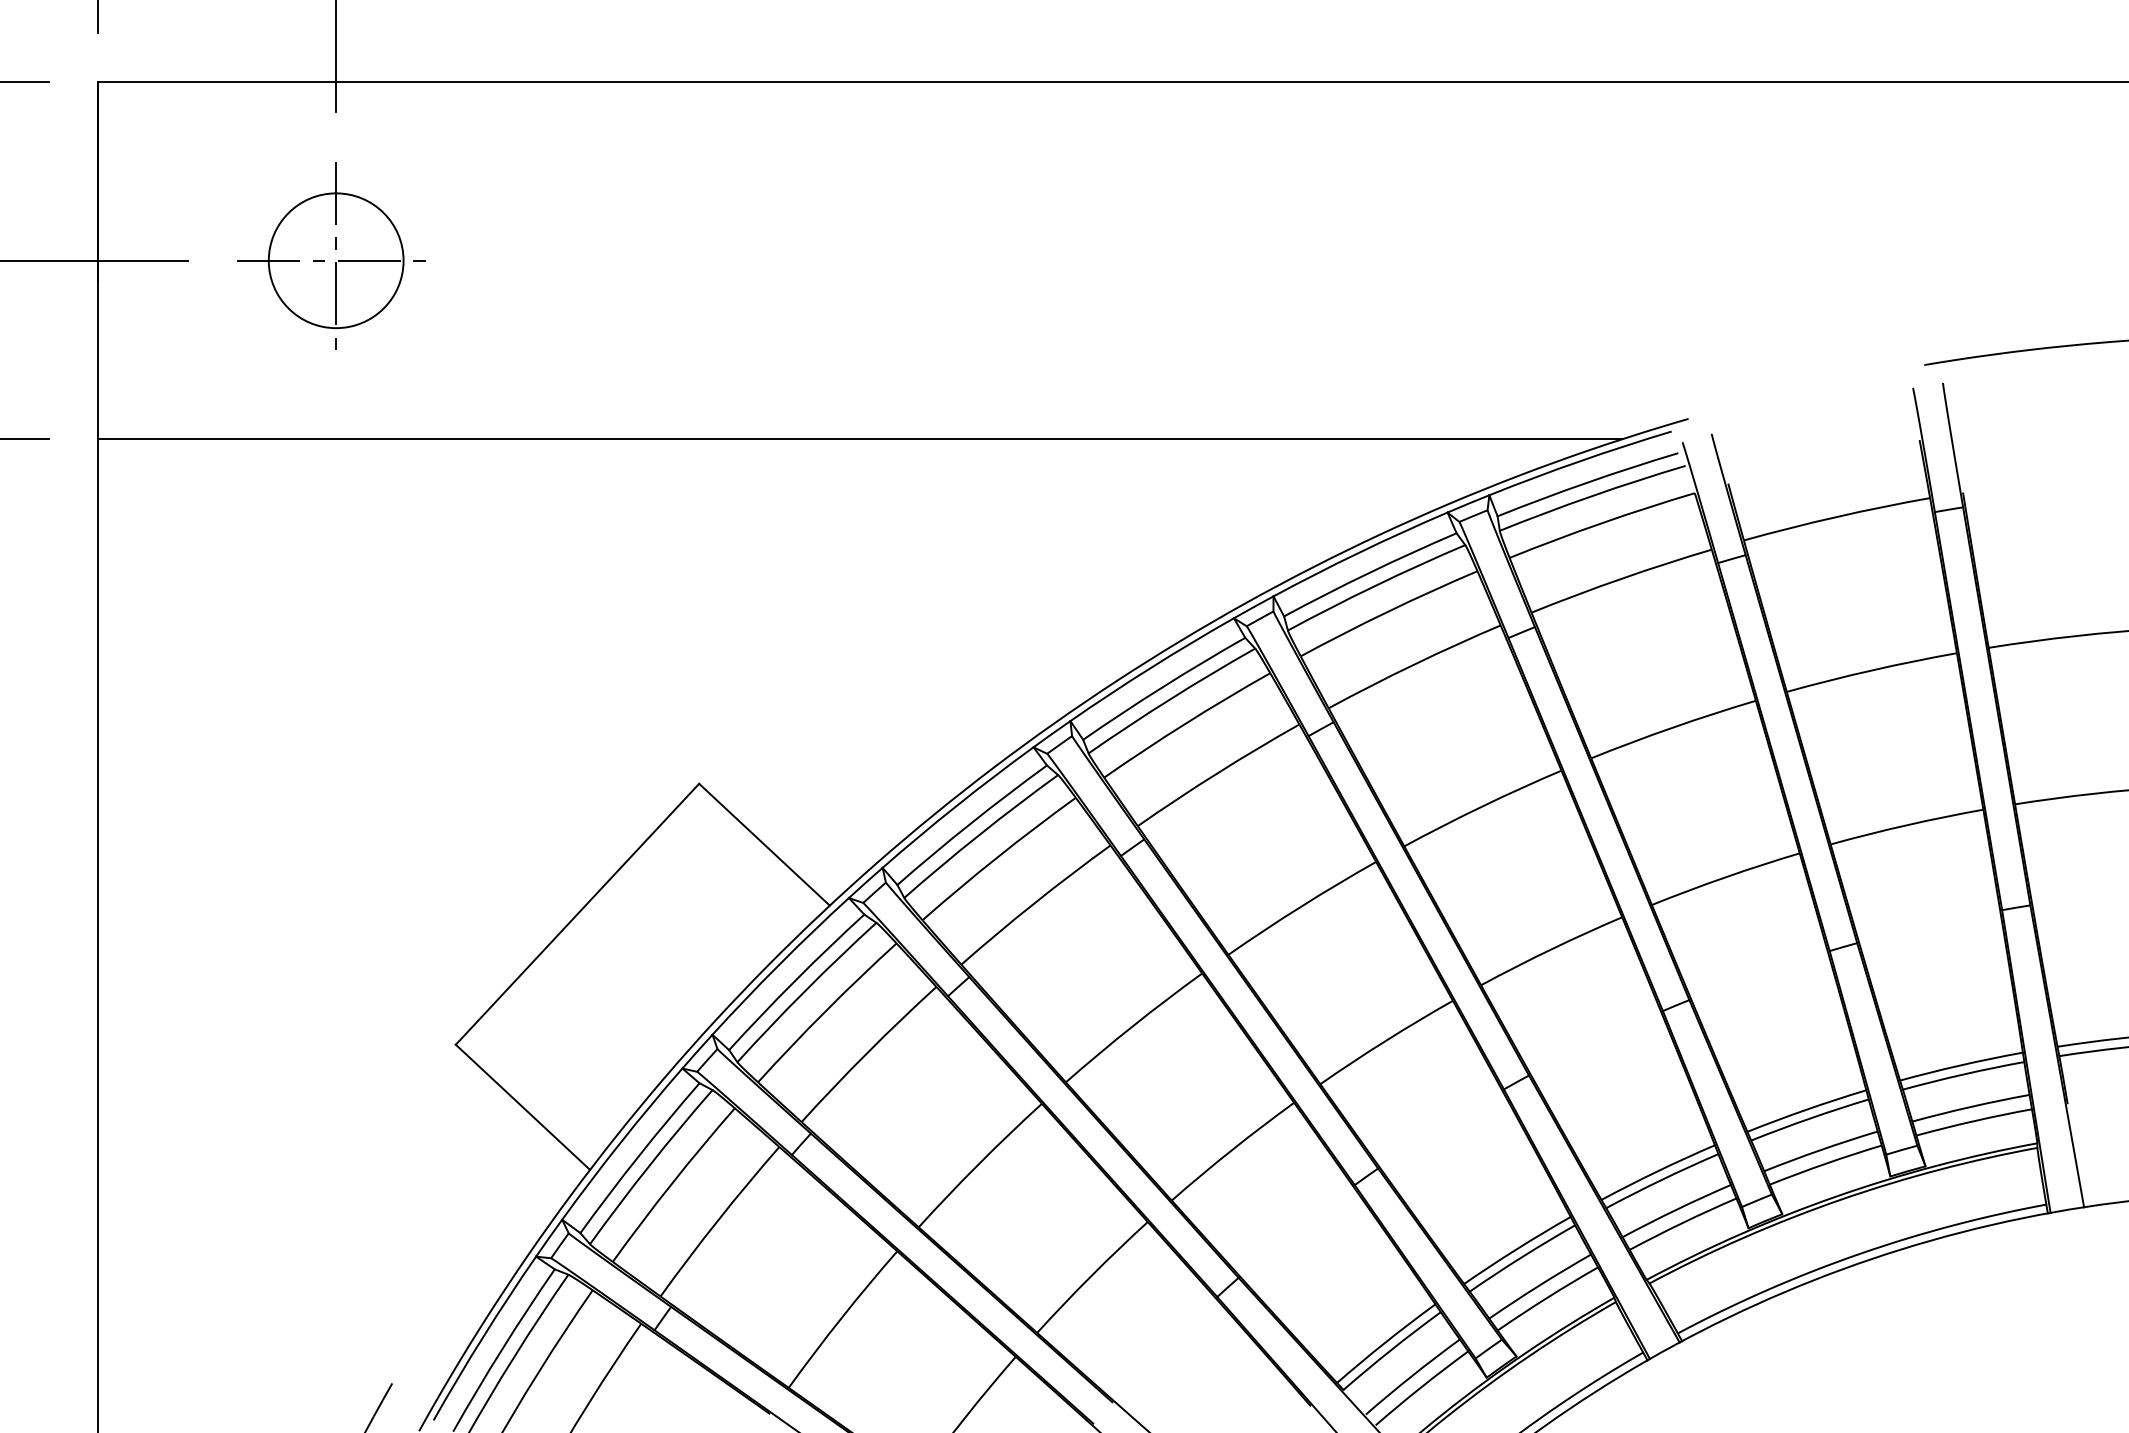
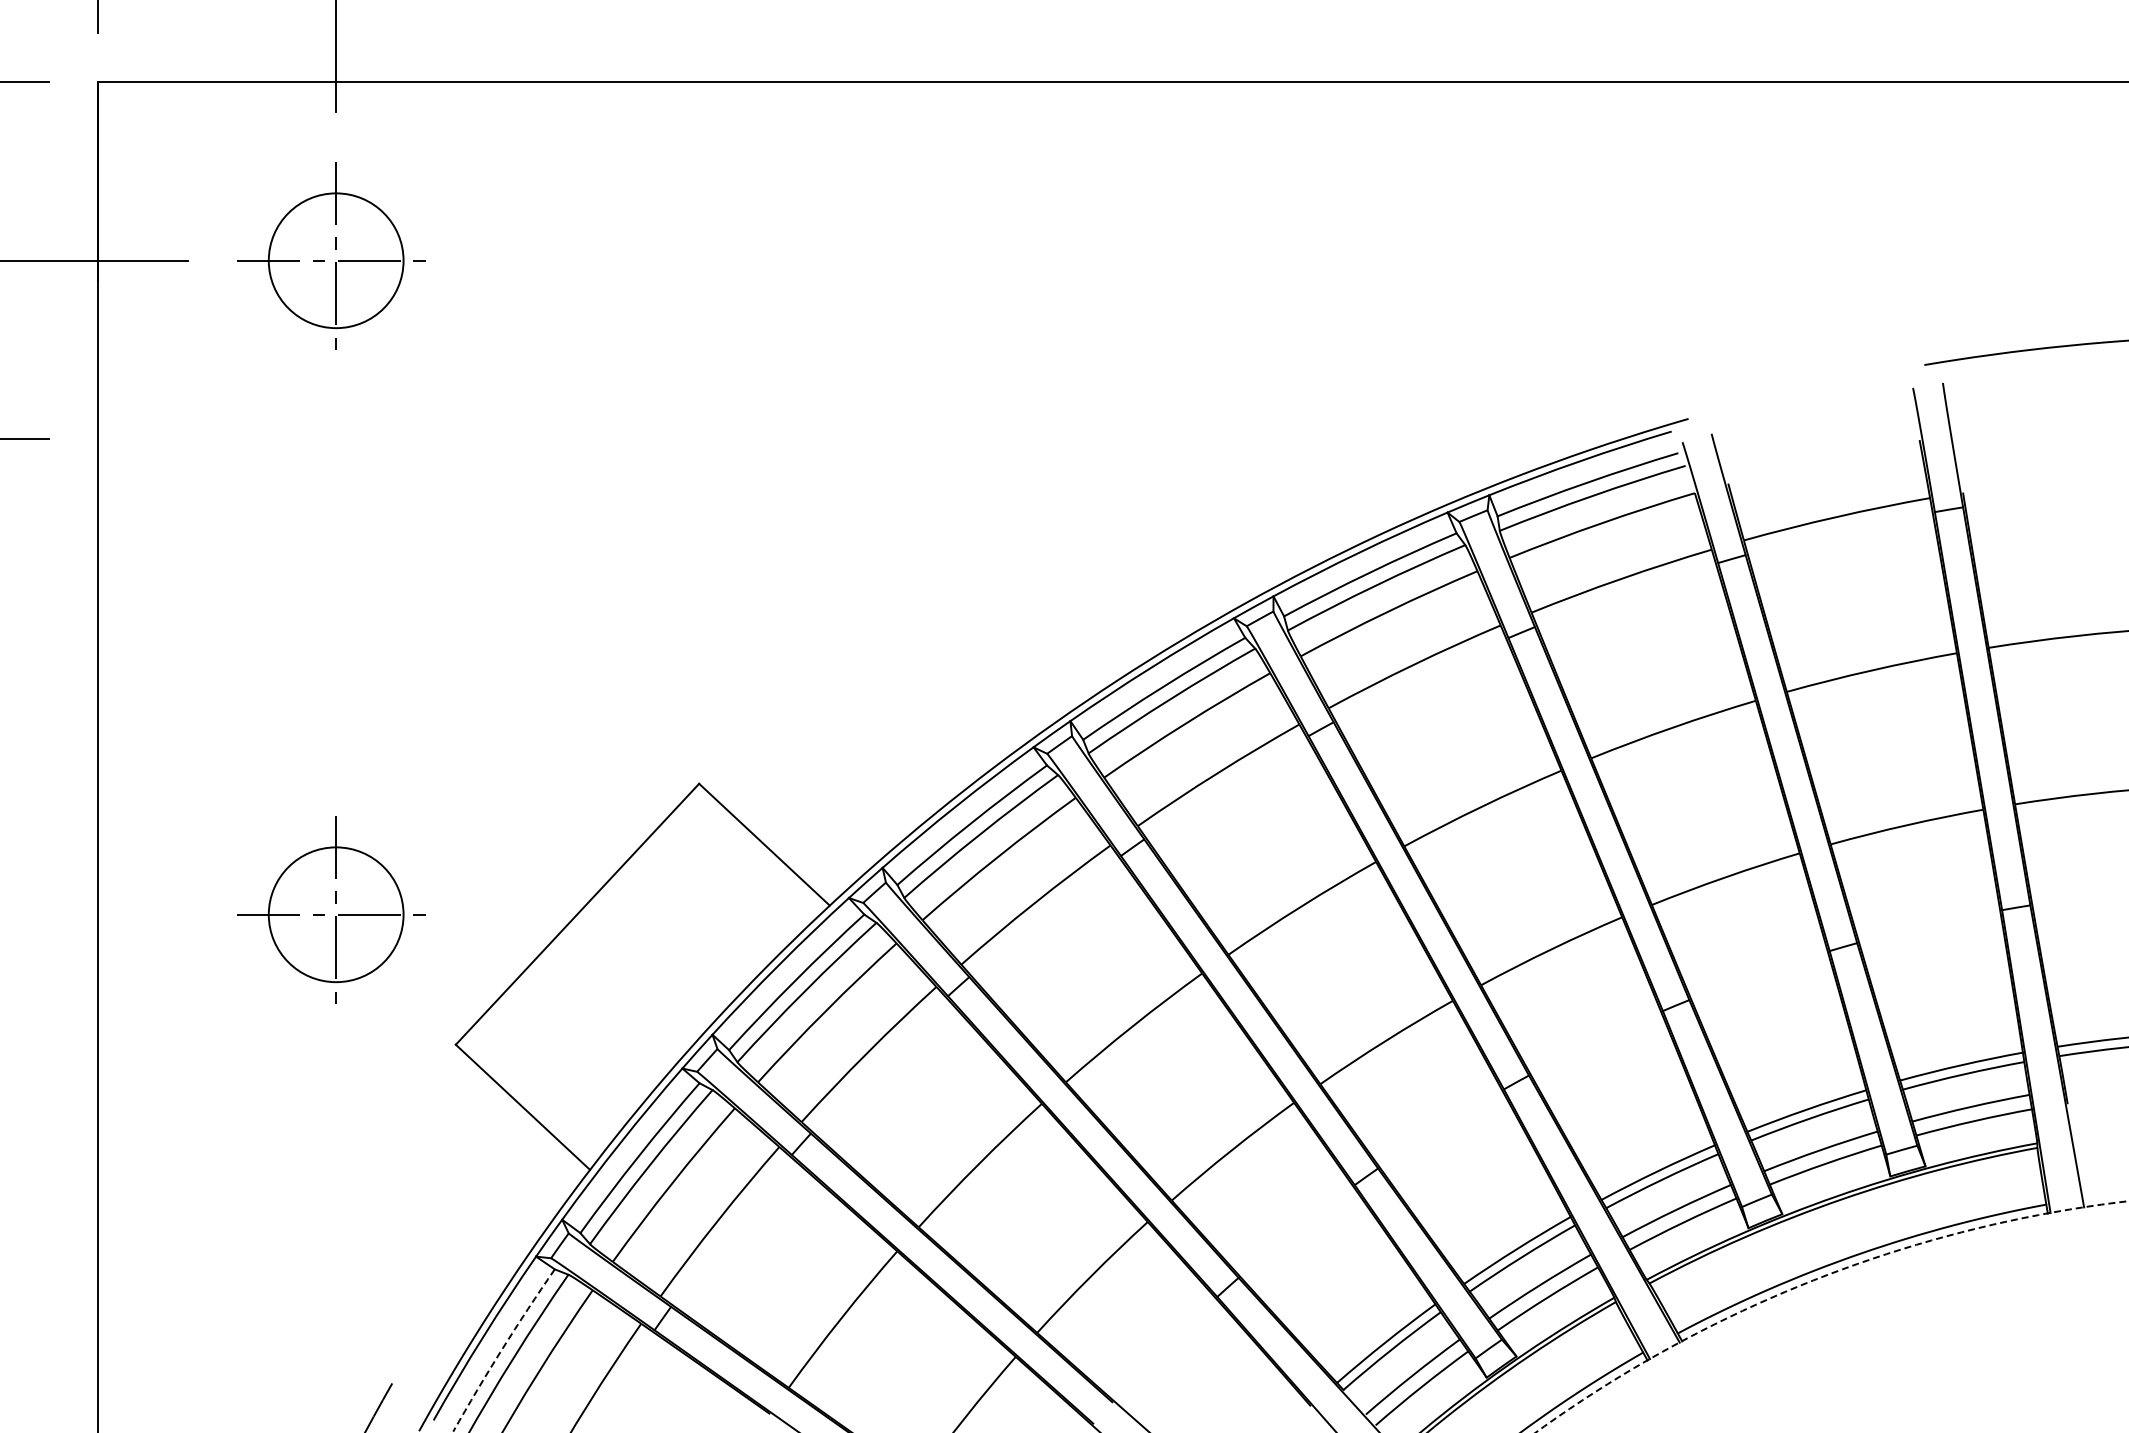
line: present -> none (860, 439)
part: none -> present (331, 909)
circle: solid -> dashed (1831, 1316)
arc: solid -> dashed (502, 1349)
